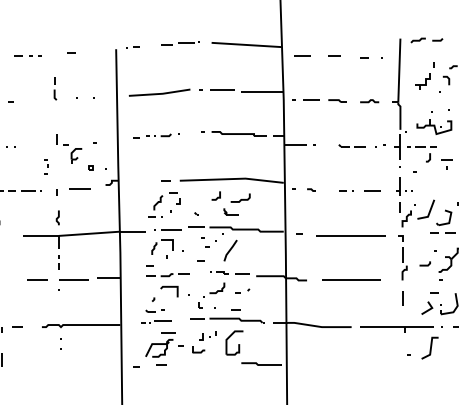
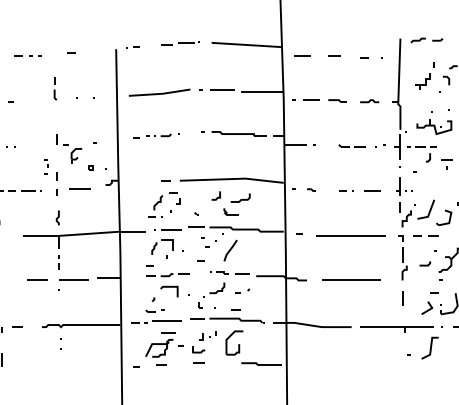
line: none -> present (56, 176)
line position: (445, 232) -> (428, 235) (428, 235)
part size: 31x4 px -> 51x4 px (156, 321)
line: none -> present (198, 362)
